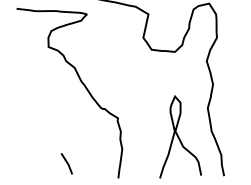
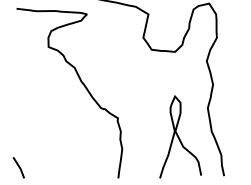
line position: (66, 163) -> (18, 167) (18, 167)
